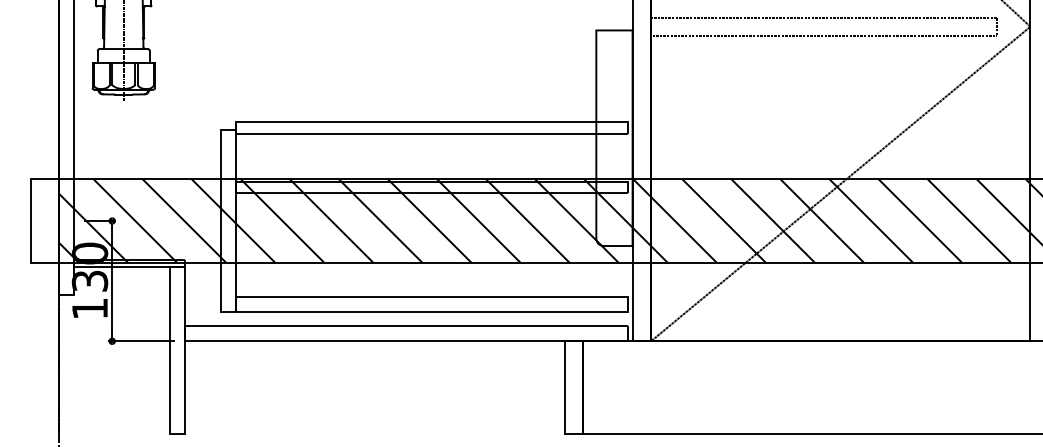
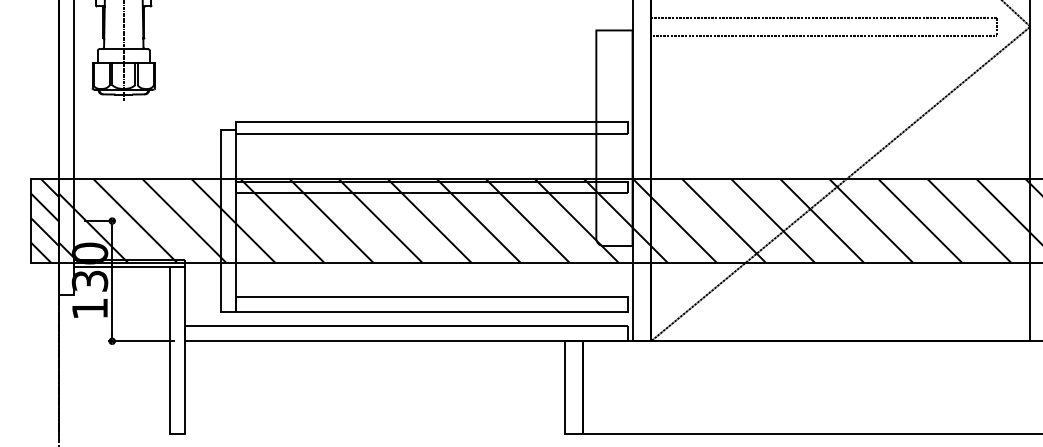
hatch: none -> present (45, 220)
